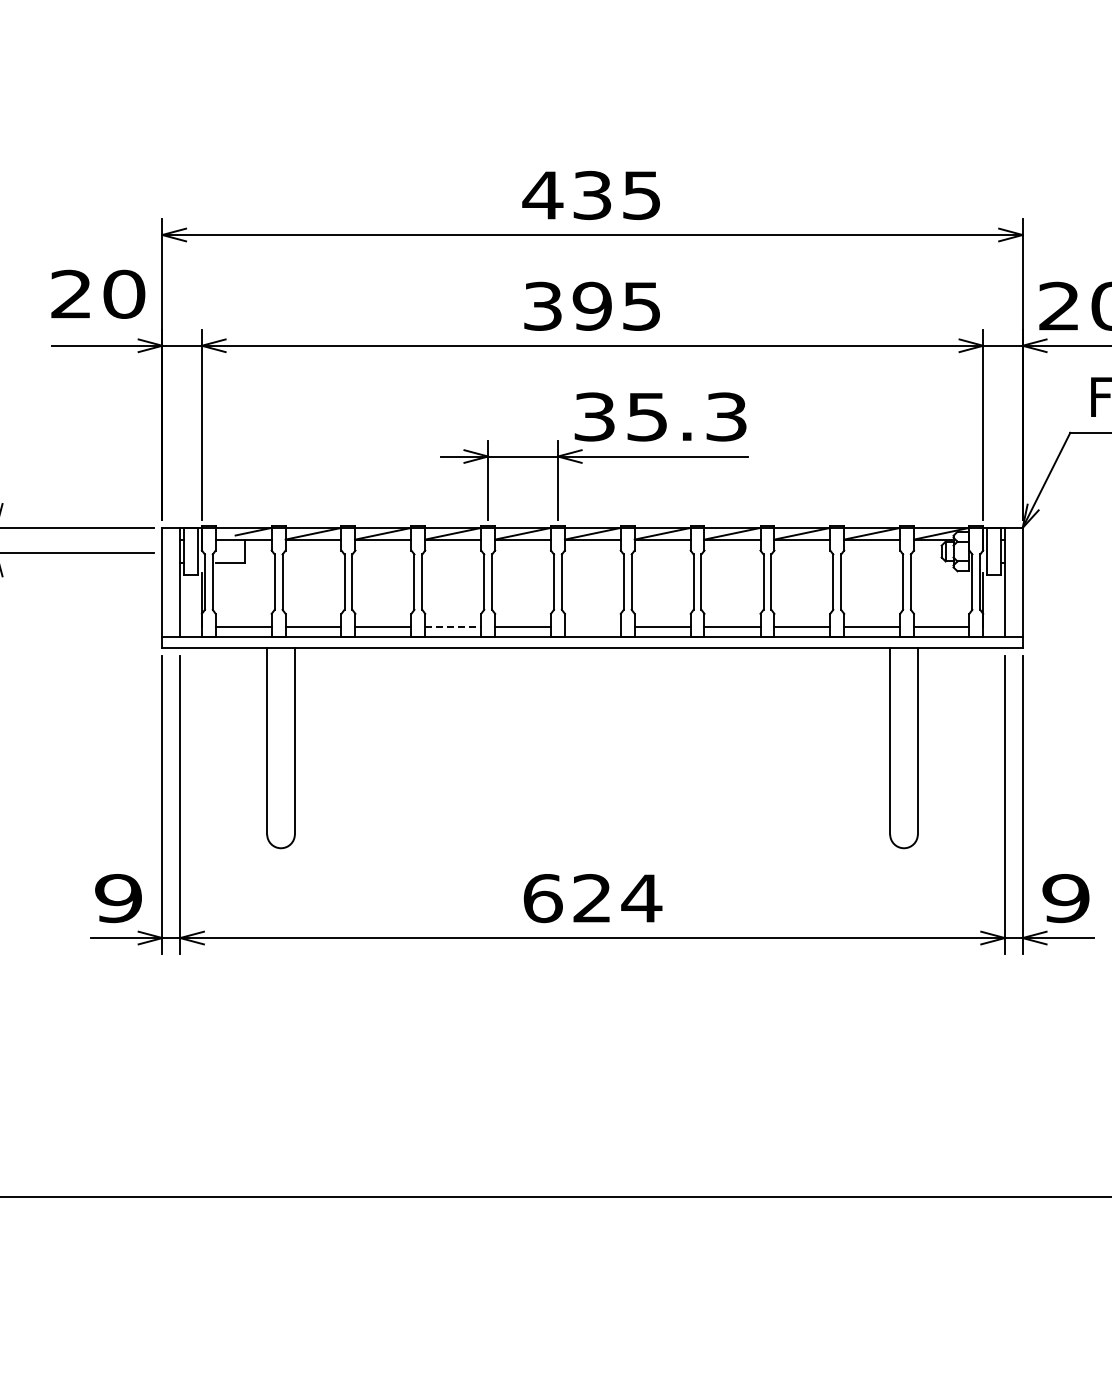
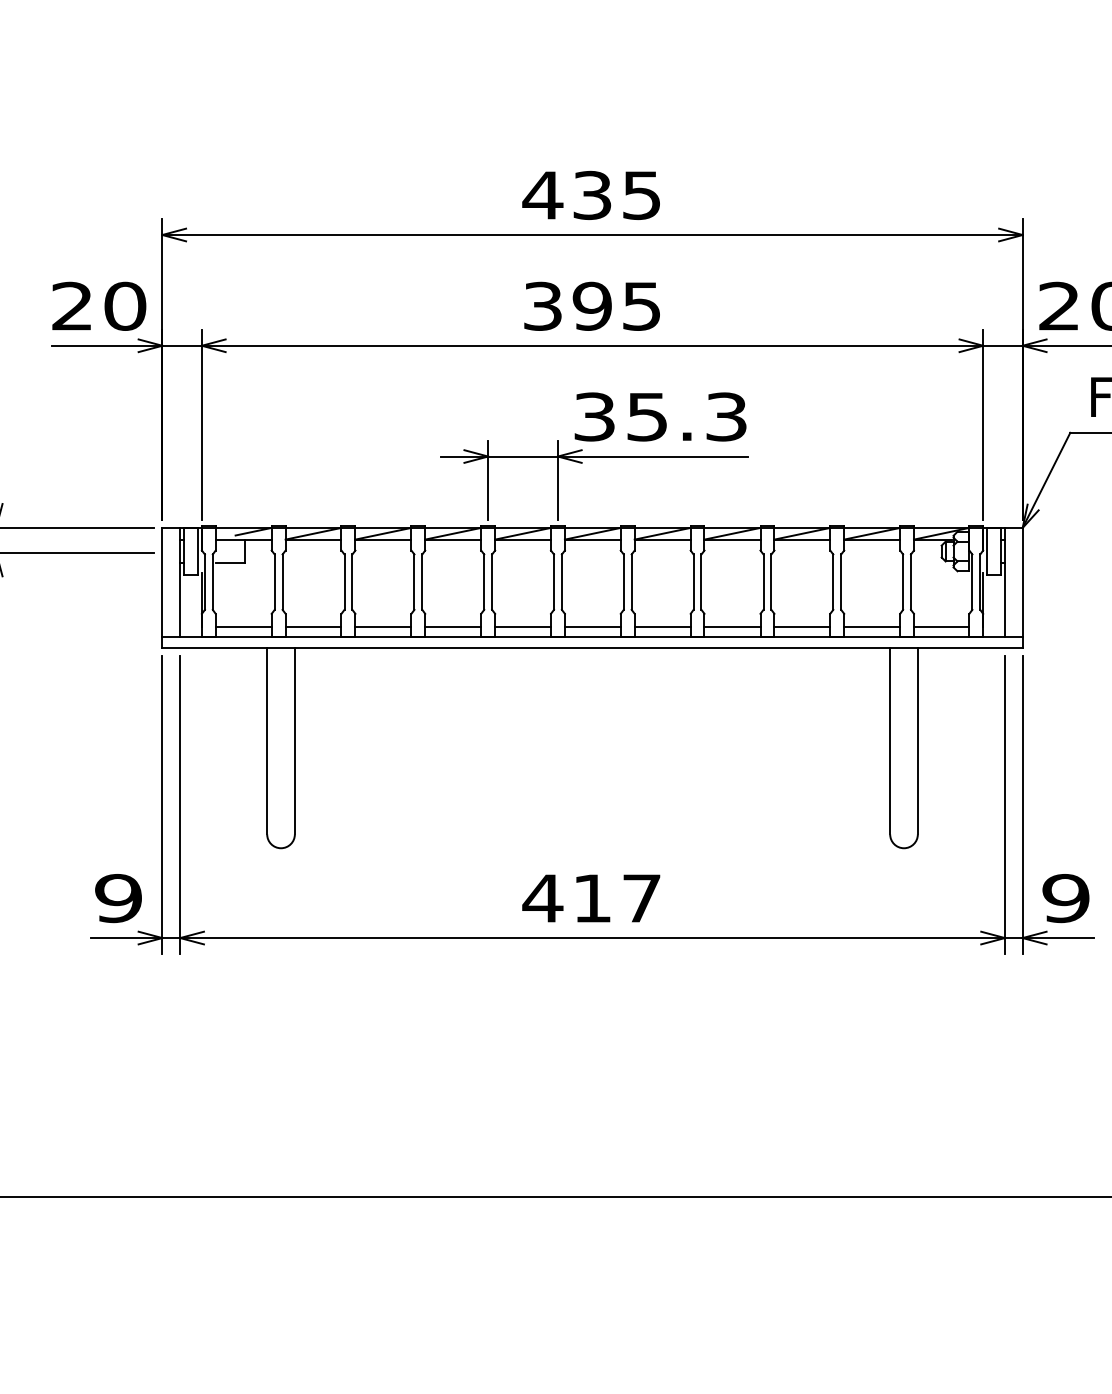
text position: (98, 293) -> (99, 305) (99, 305)
line: dashed -> solid (453, 626)
line: none -> present (592, 626)
text: 624 -> 417 (592, 898)
